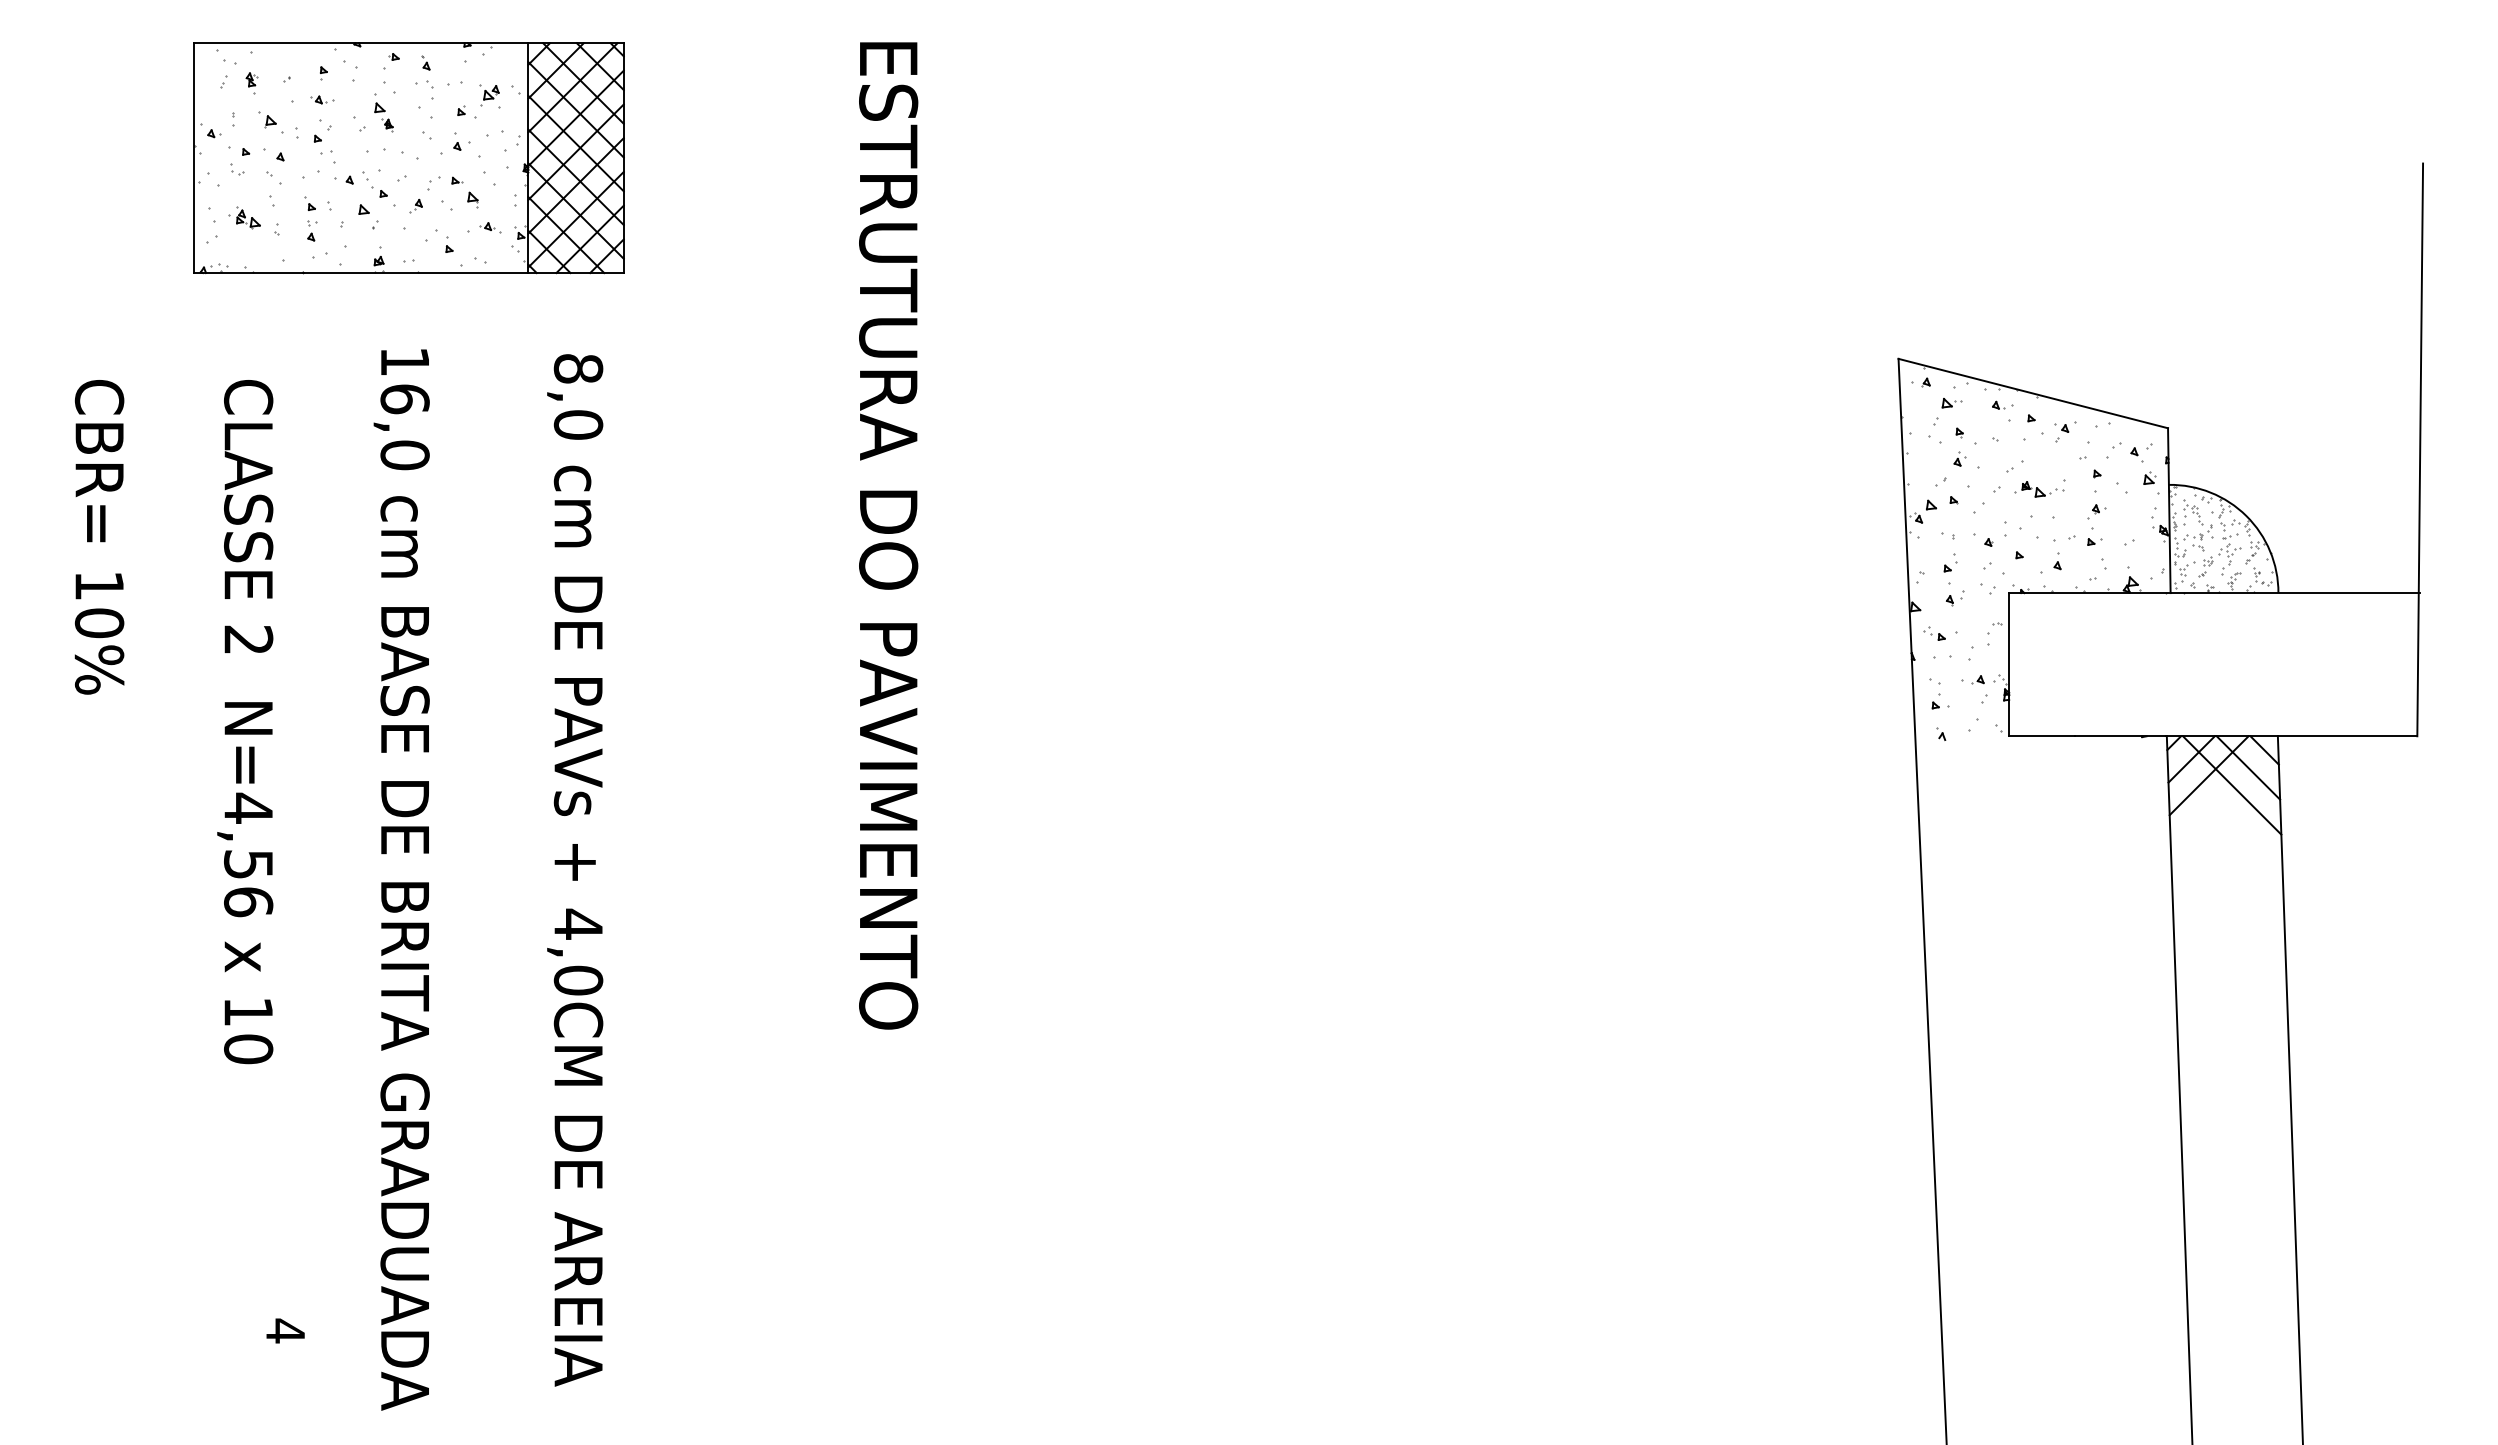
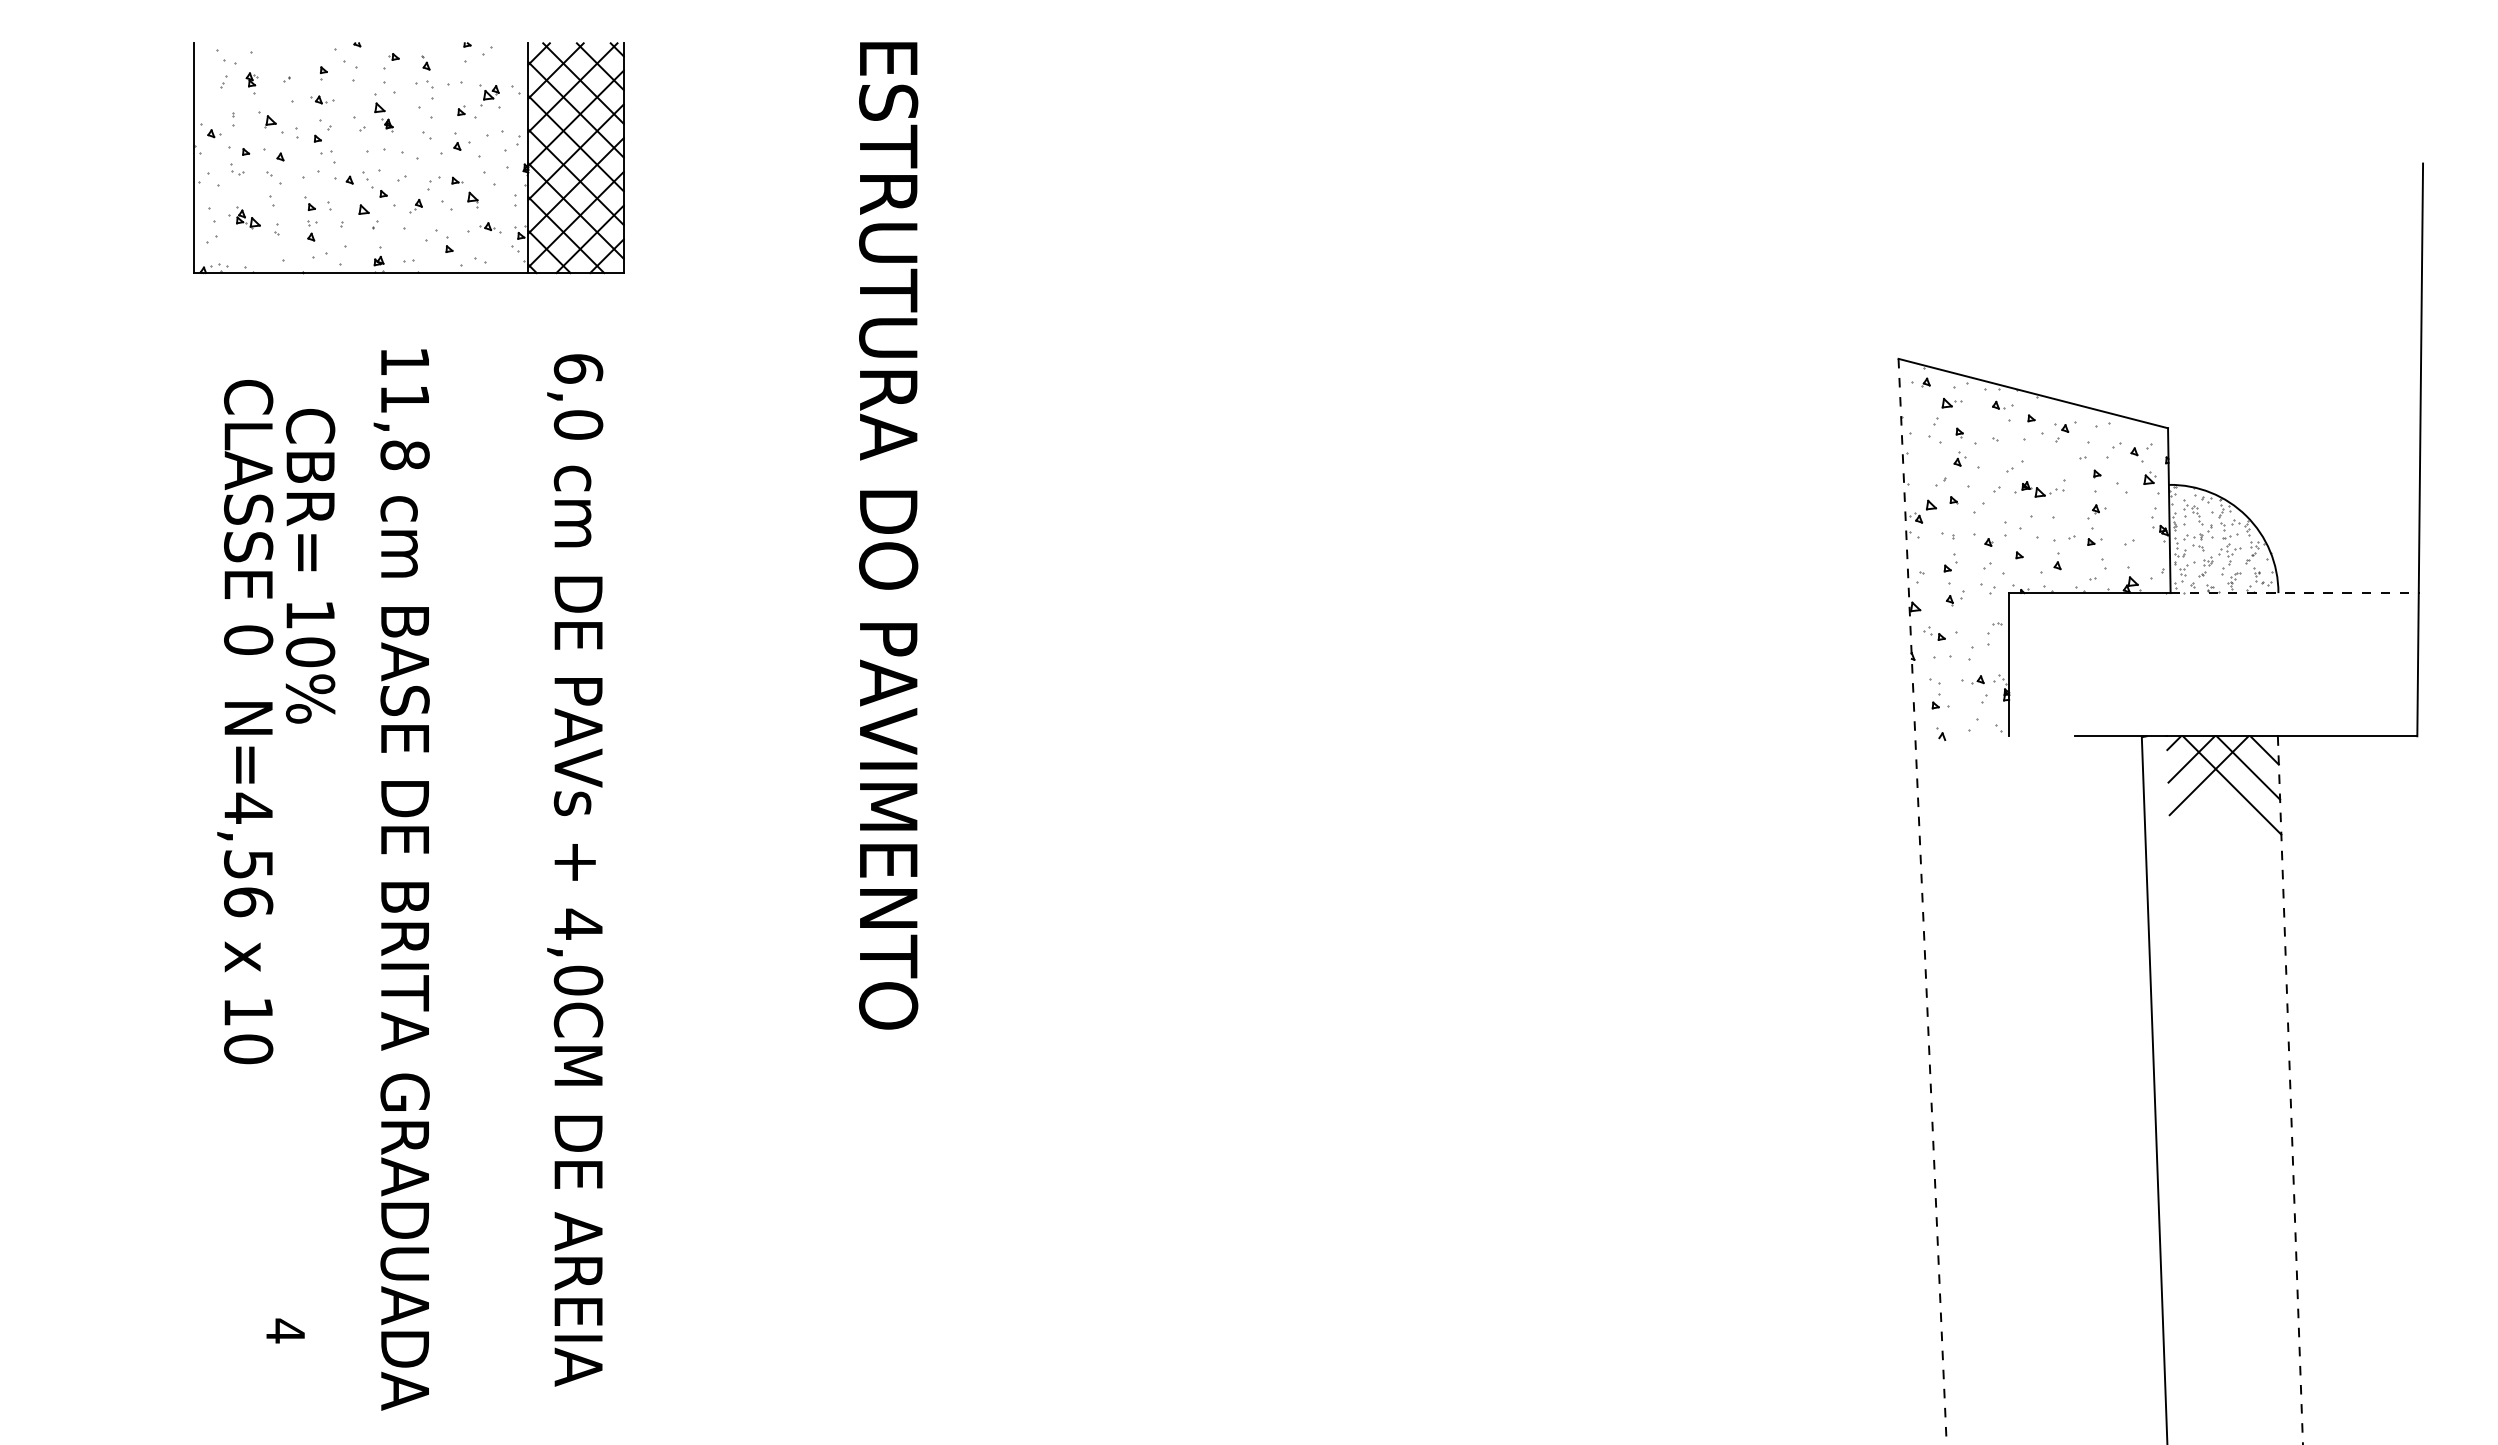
line: present -> none (408, 43)
text: 8,0 -> 6,0 (578, 368)
text: 16,0 -> 11,8 (404, 427)
text position: (99, 537) -> (310, 566) (310, 566)
line: solid -> dashed (2295, 593)
text: 2 -> 0 (248, 639)
line: present -> none (2041, 736)
line: solid -> dashed (1922, 902)
line position: (2179, 1088) -> (2154, 1089) (2154, 1089)
line: solid -> dashed (2290, 1091)
